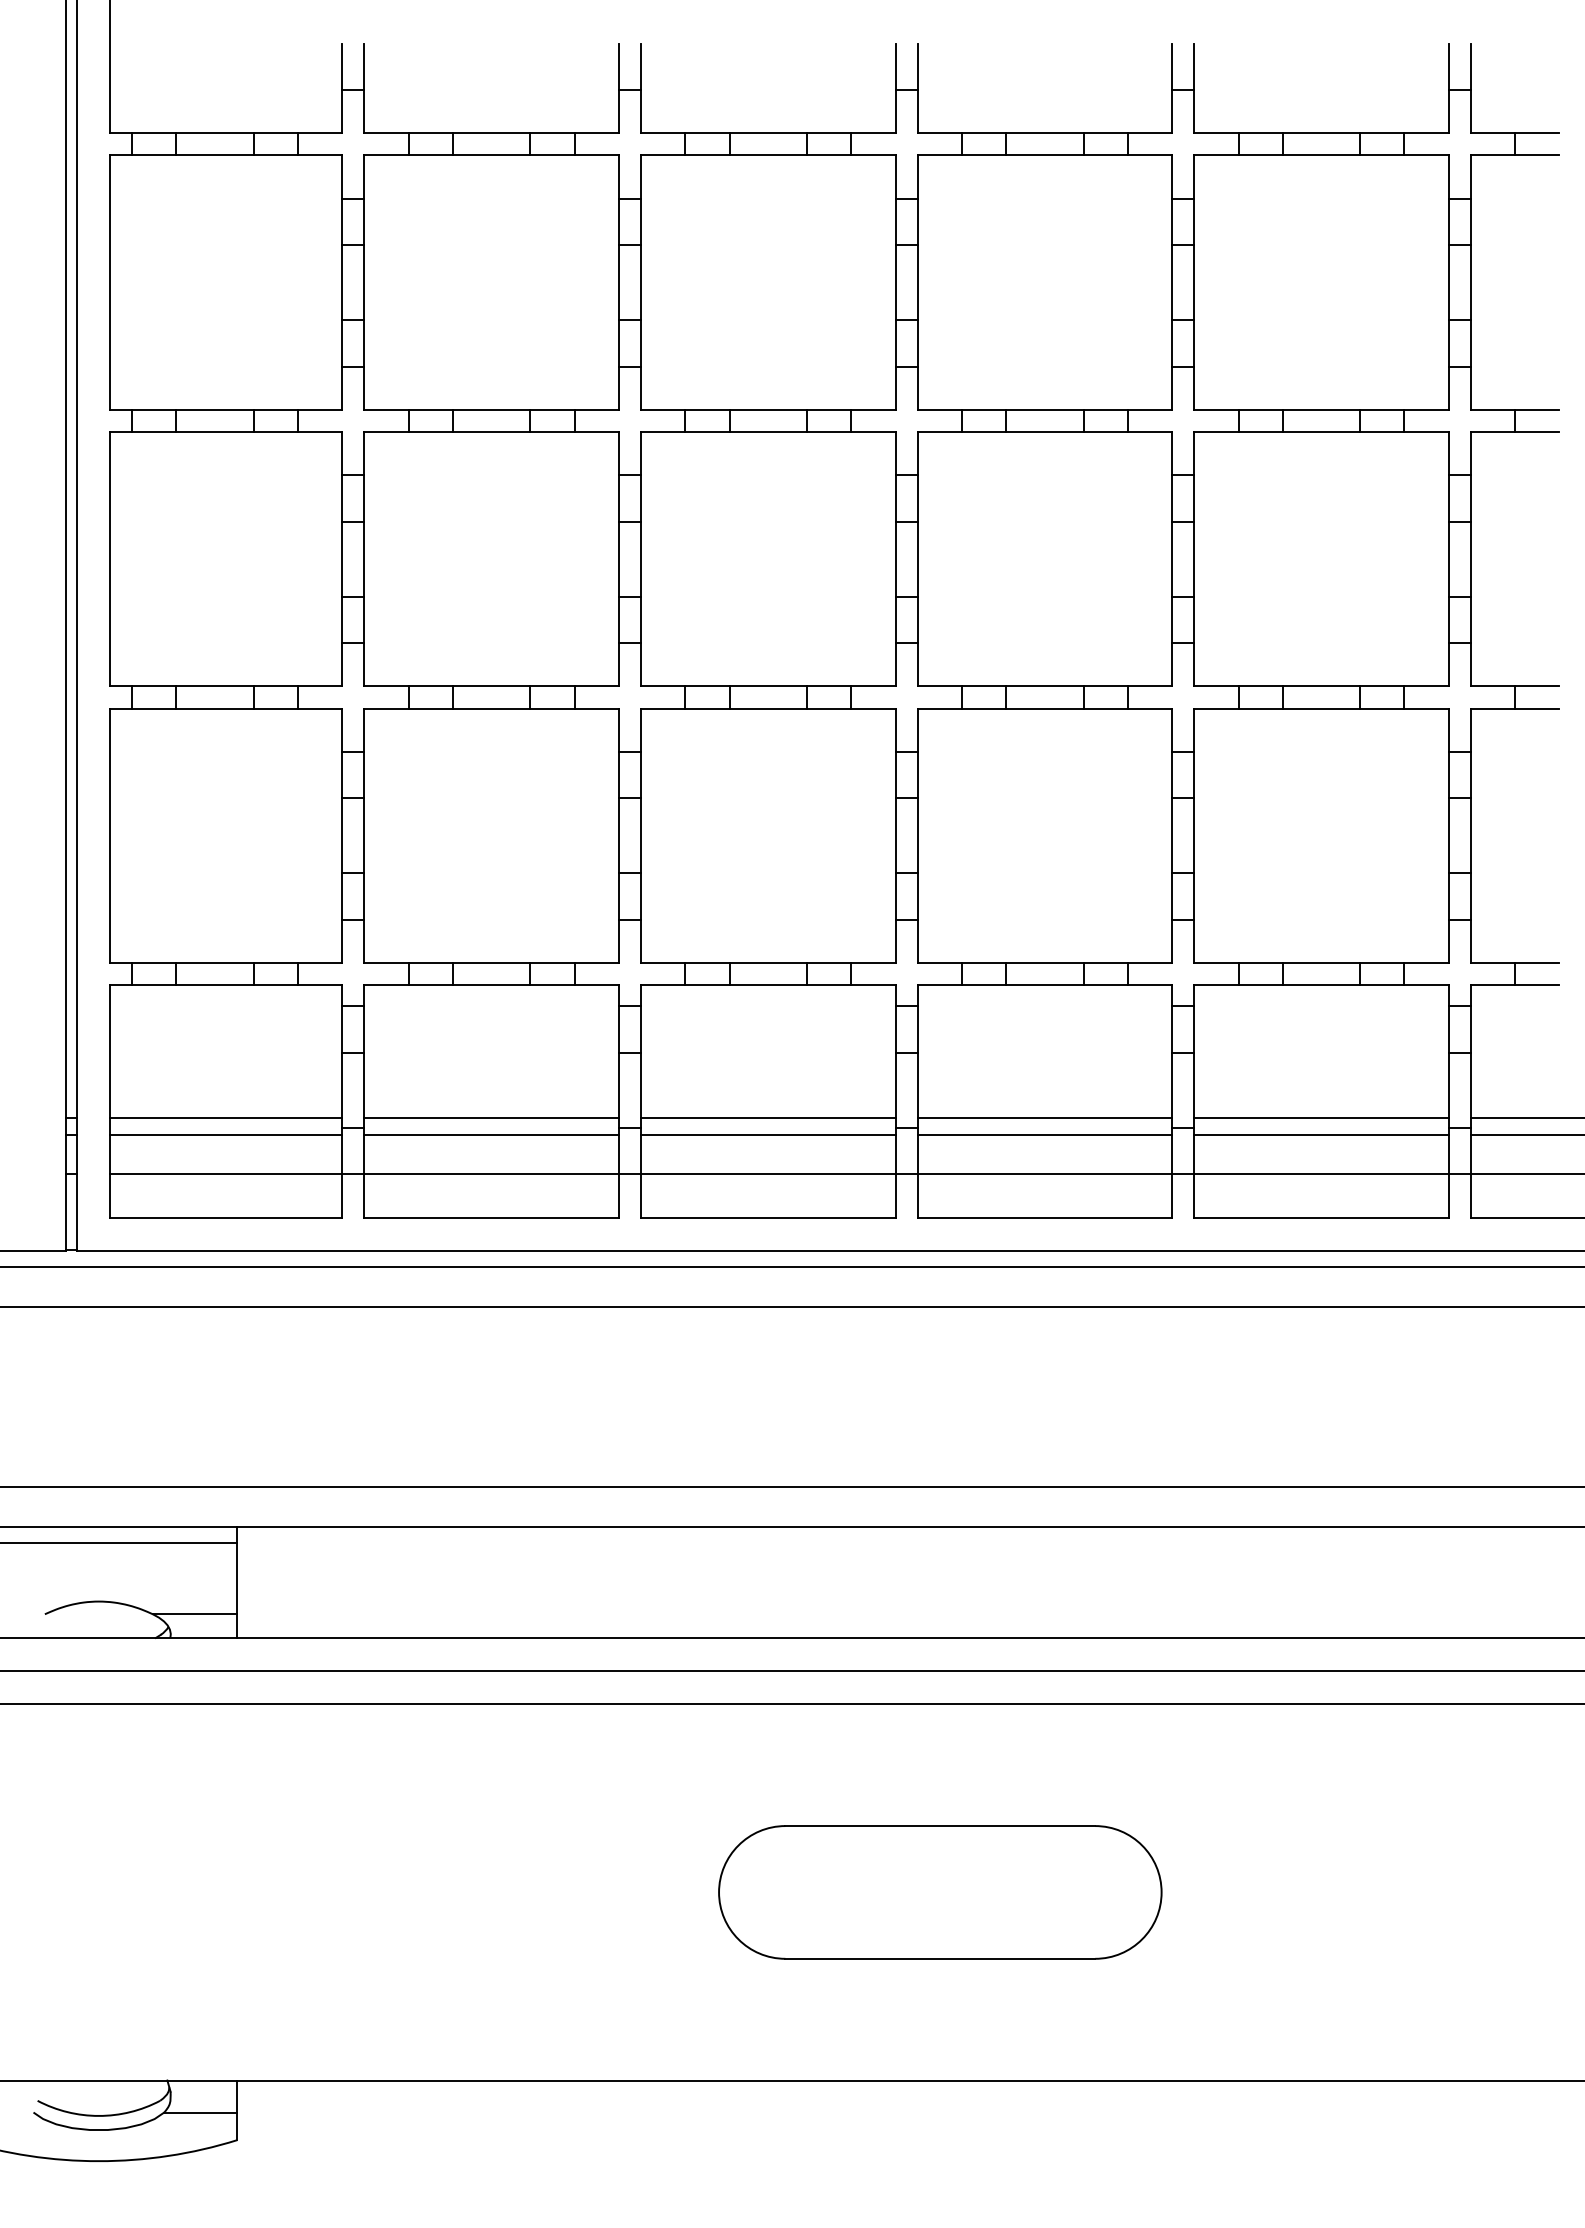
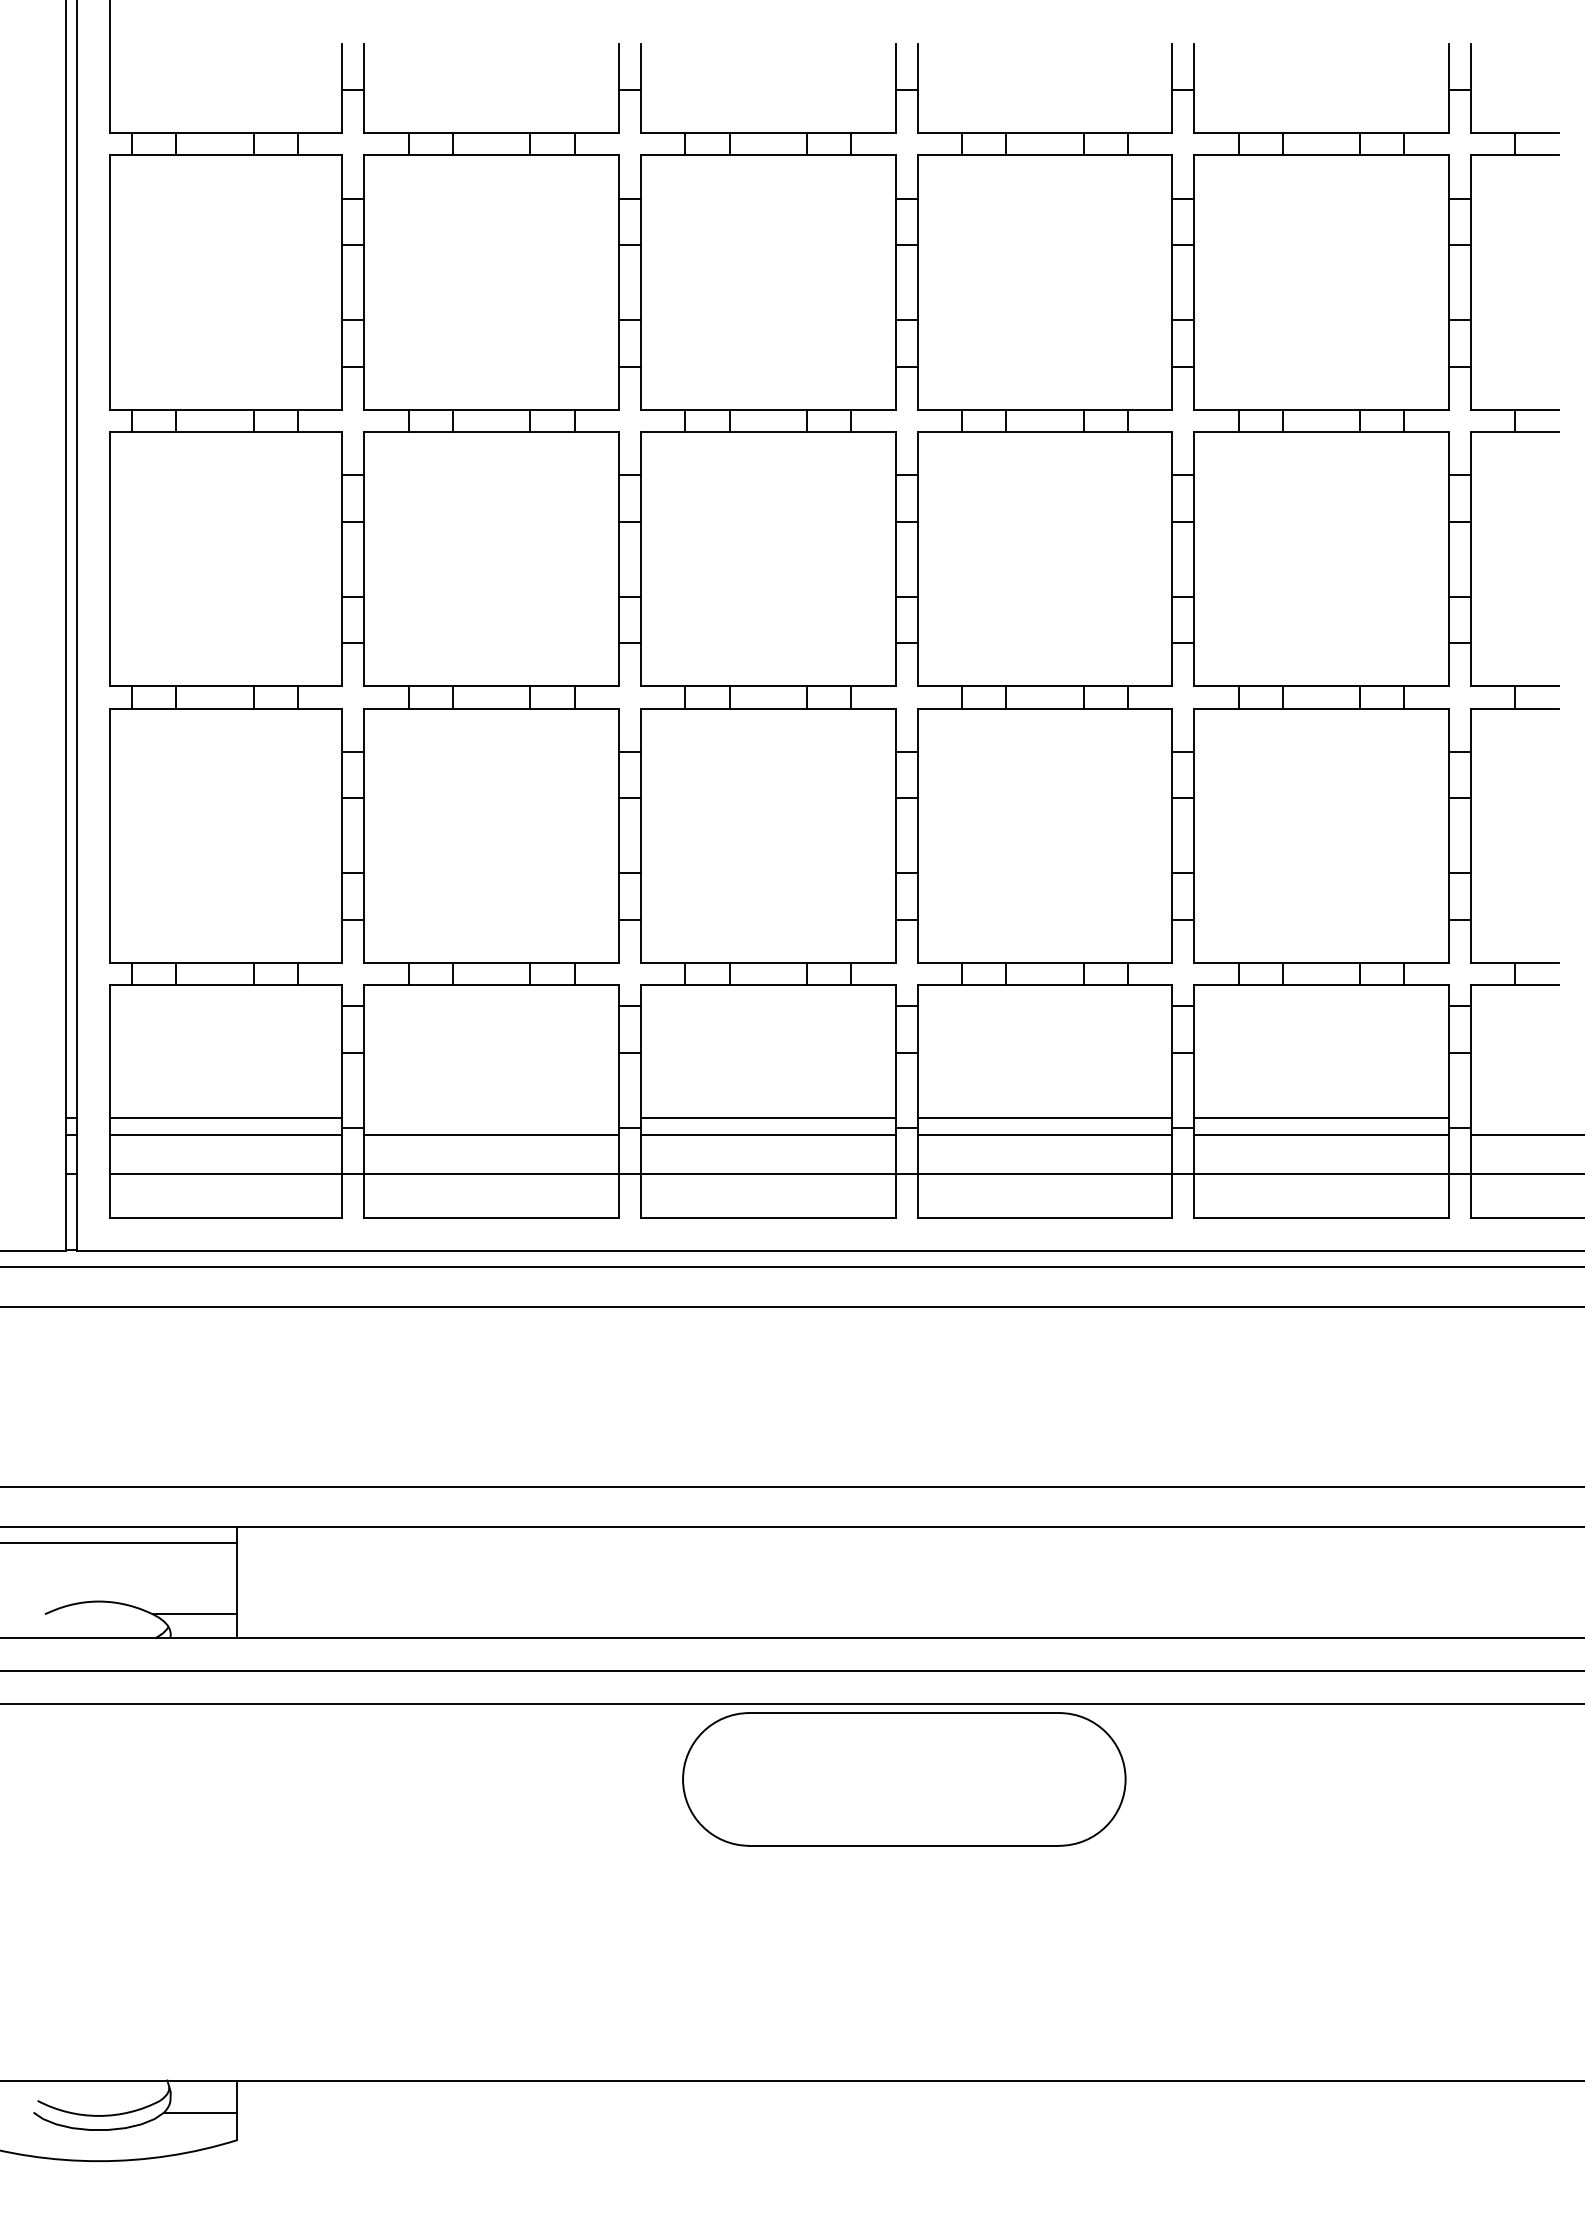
line: present -> none (491, 1117)
line: present -> none (1525, 1117)
part position: (940, 1892) -> (904, 1779) (904, 1779)
